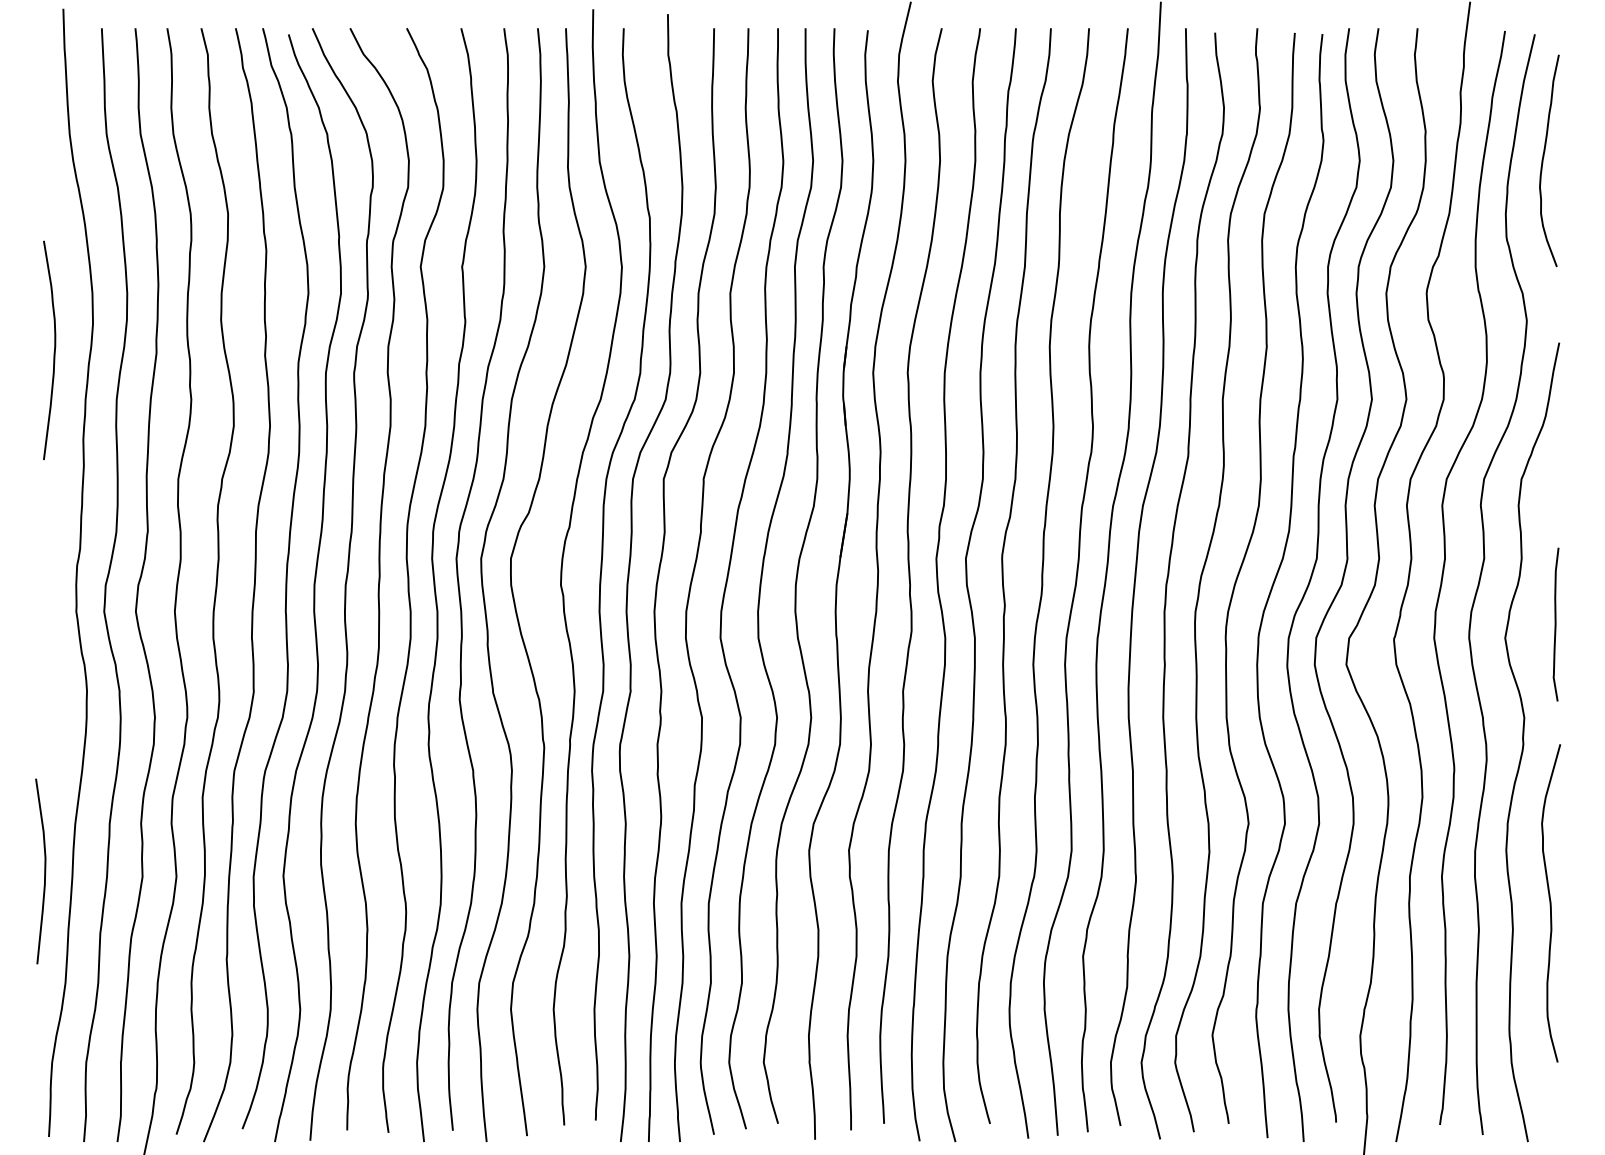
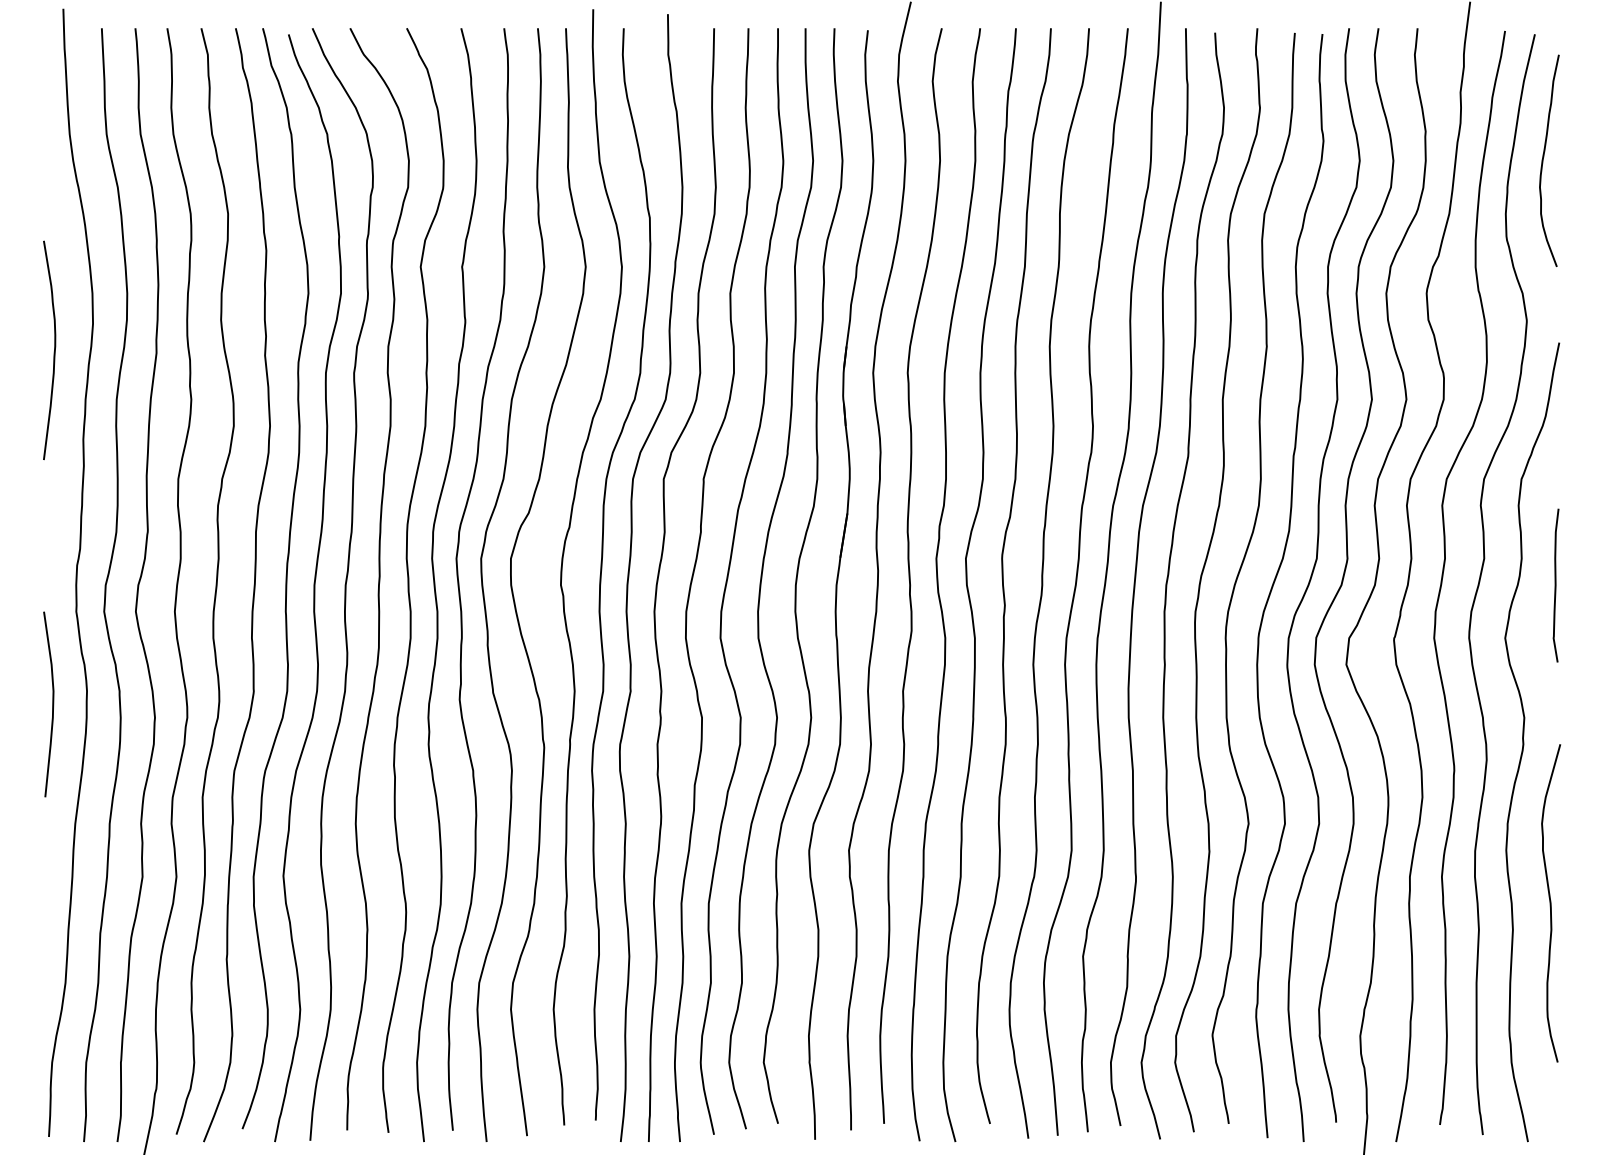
curve position: (1555, 624) -> (1555, 585) (1555, 585)
curve position: (44, 871) -> (52, 704) (52, 704)
